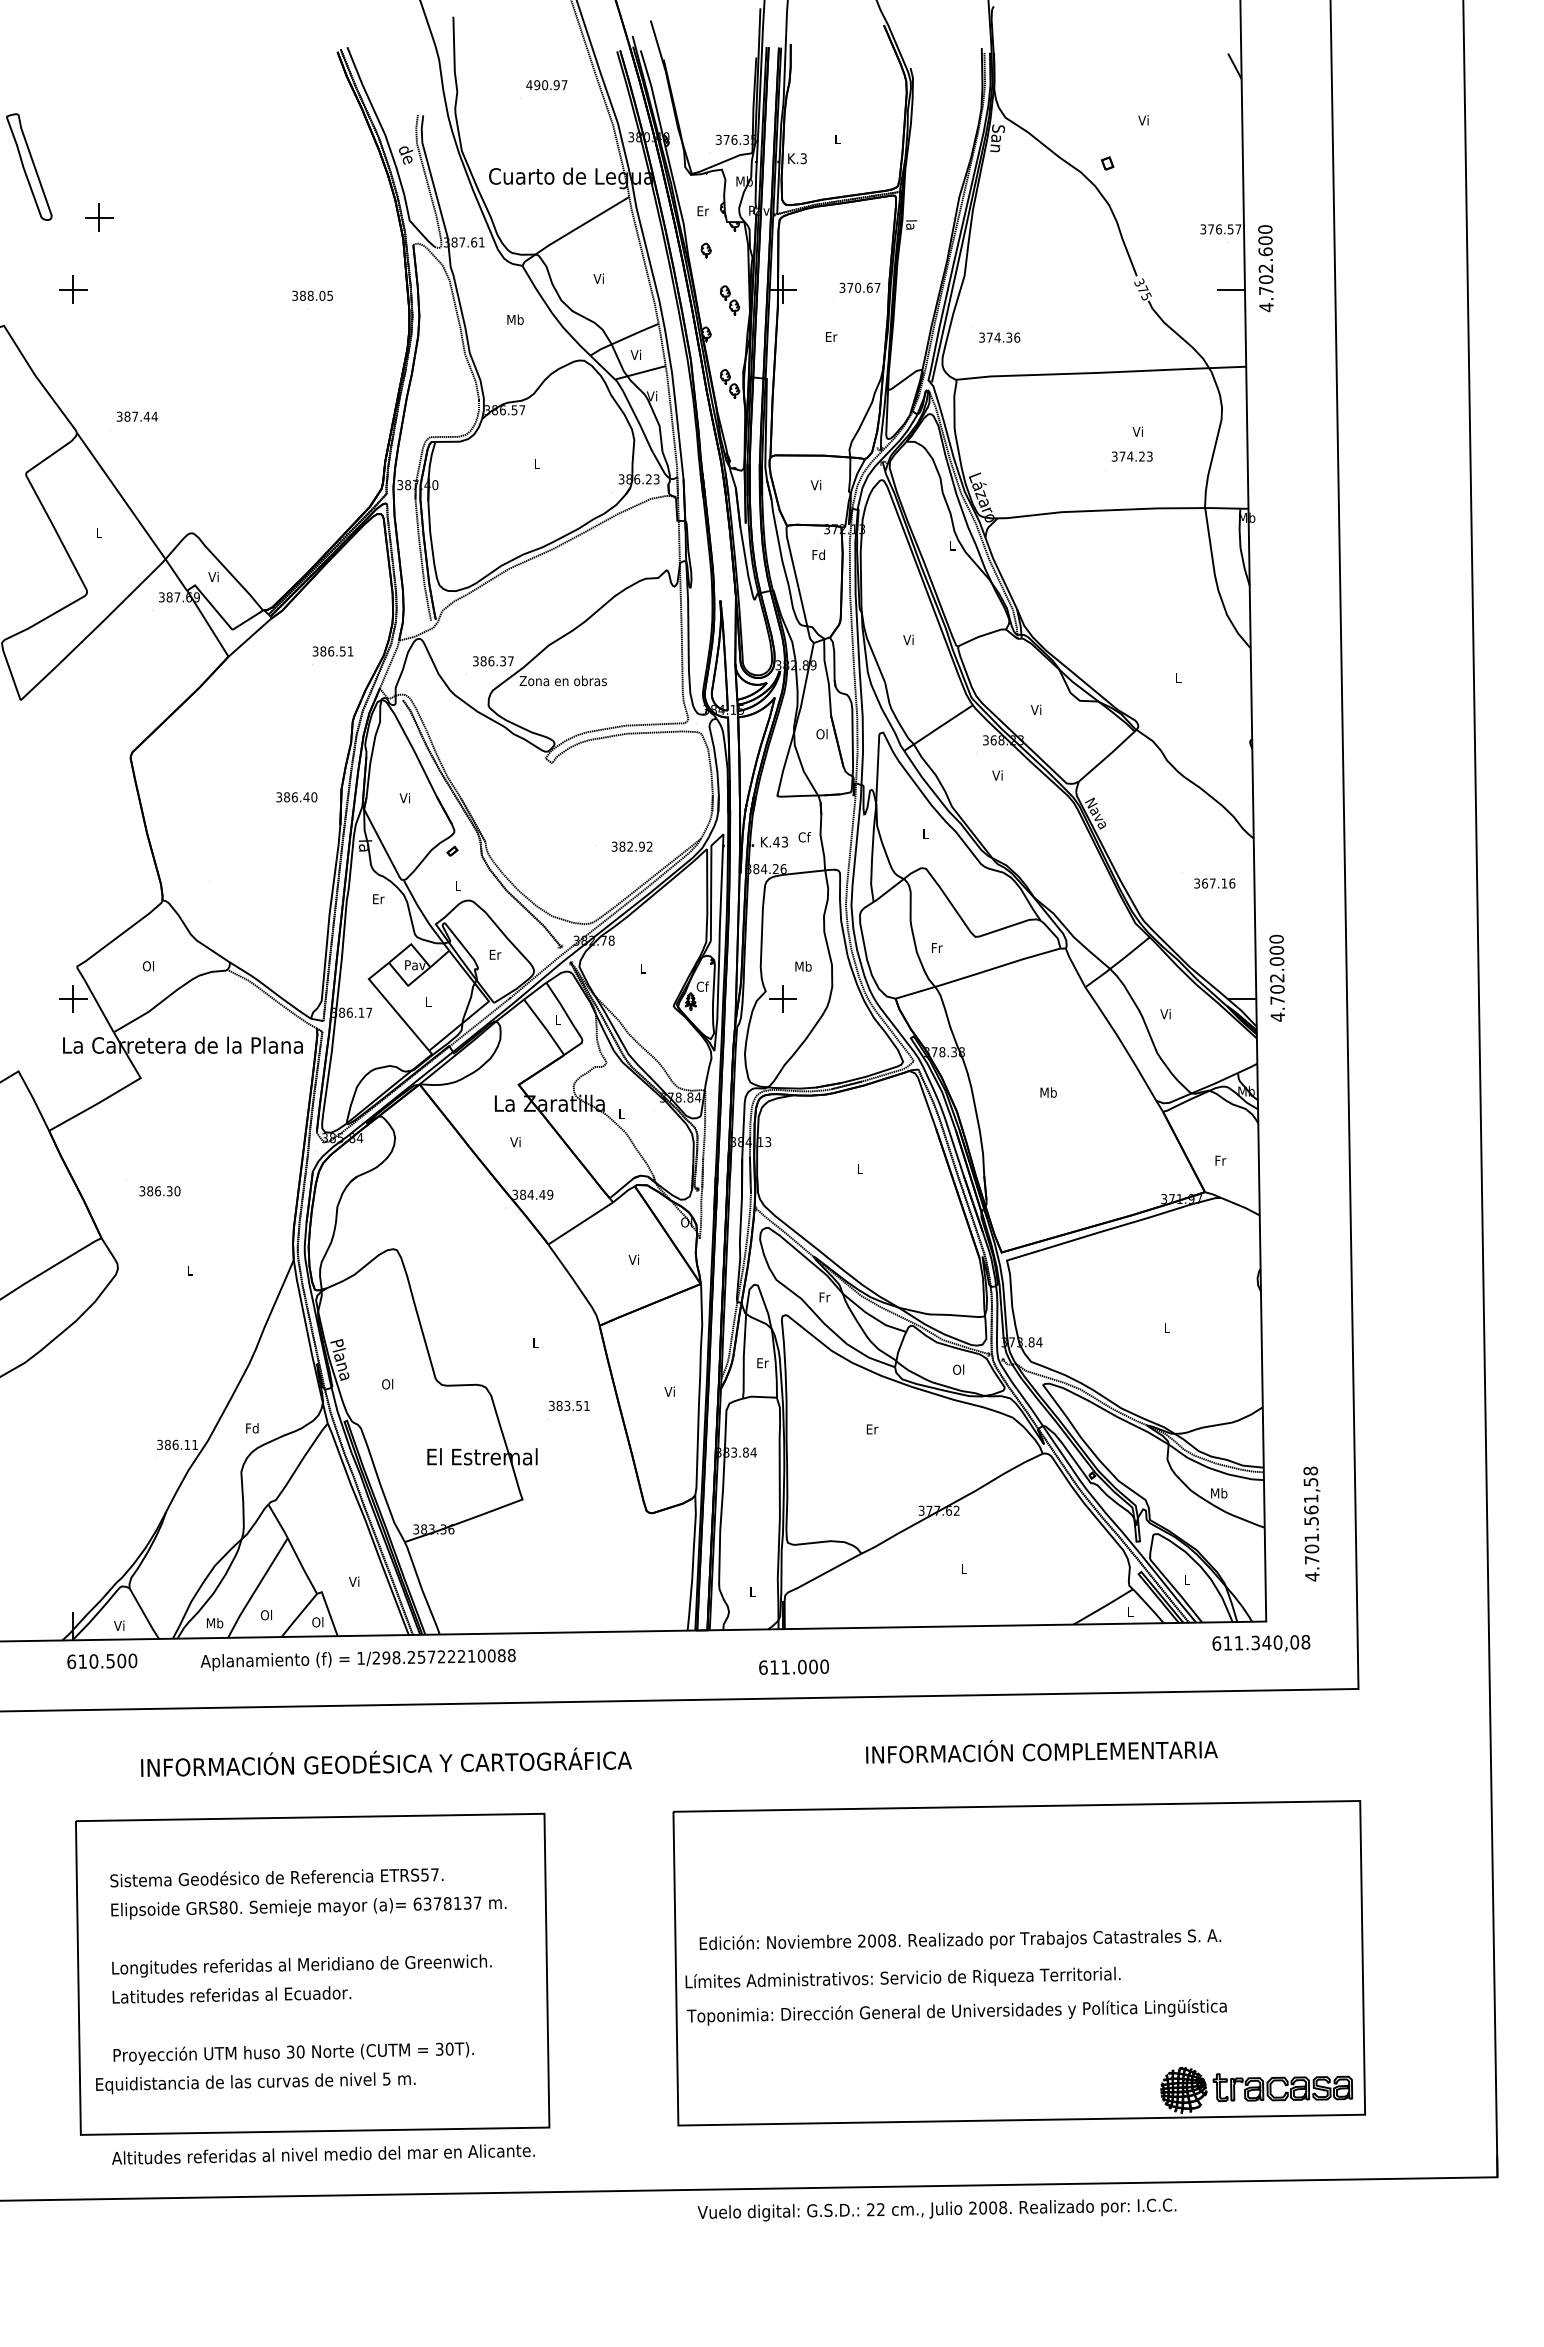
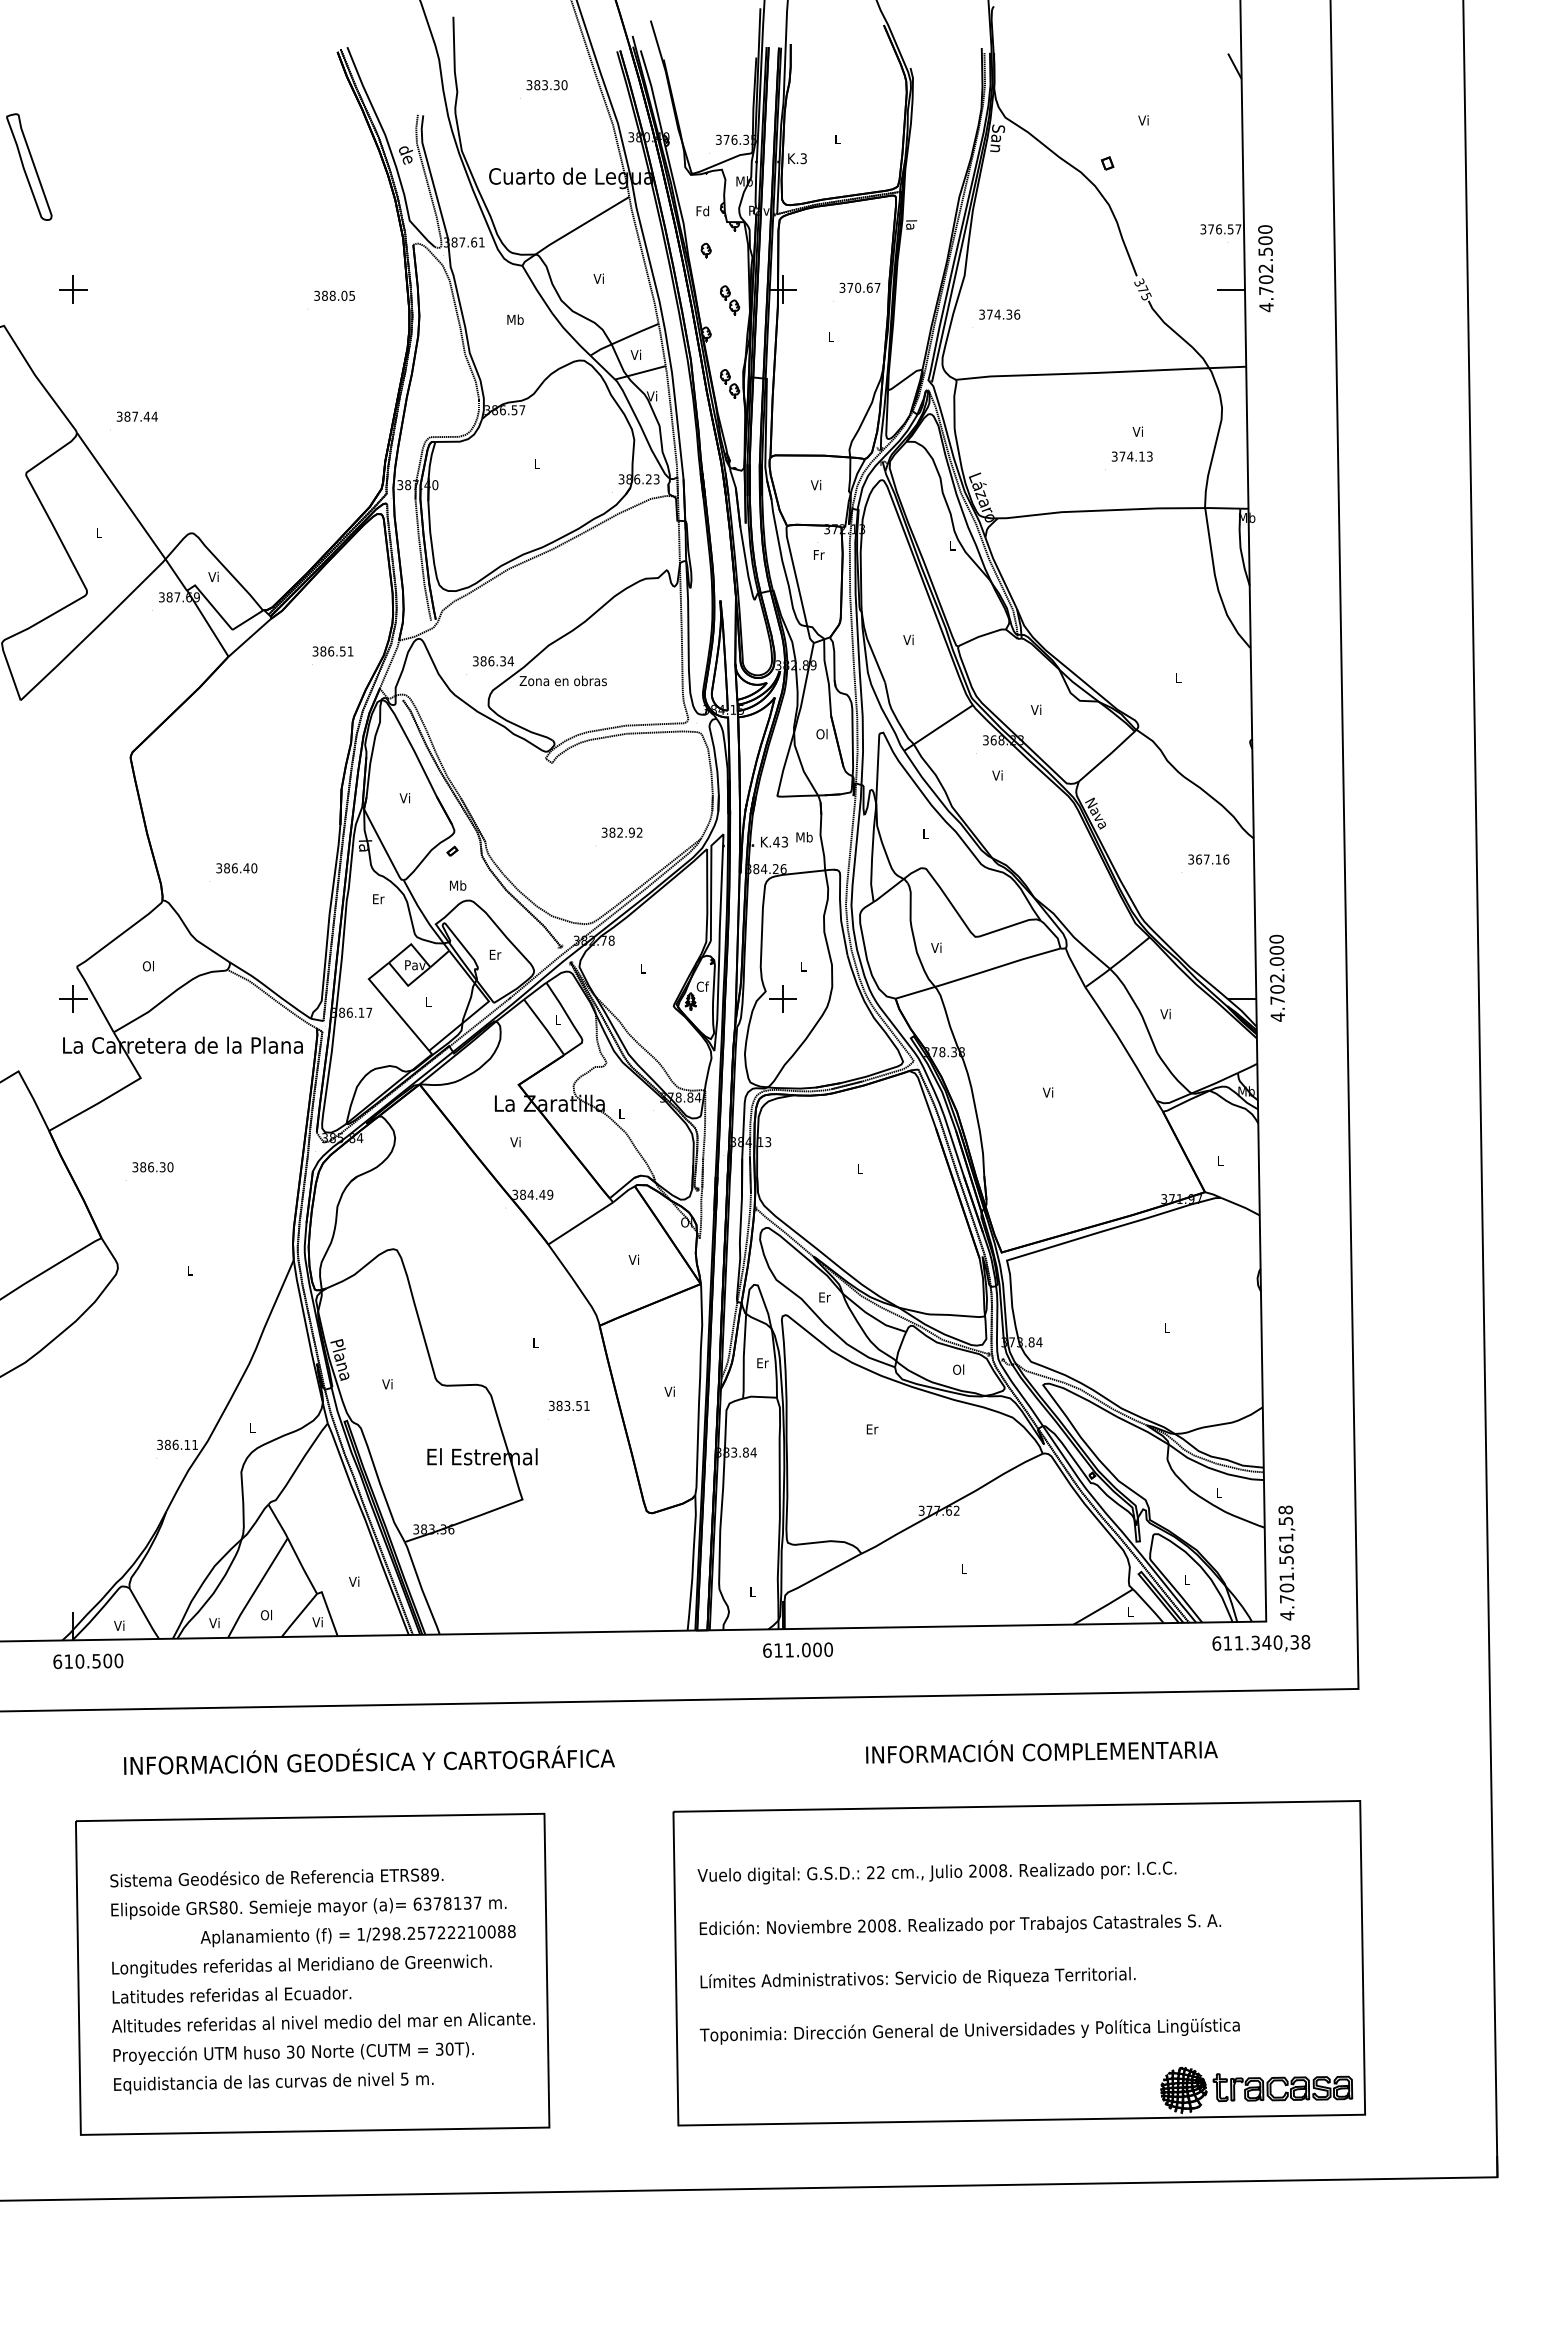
text: 490.97 -> 383.30 (546, 85)
text: Er -> Fd (702, 210)
part: present -> none (99, 217)
text: 4.702.600 -> 4.702.500 (1265, 251)
text position: (312, 295) -> (334, 295) (334, 295)
text: Er -> L (831, 336)
text position: (999, 337) -> (999, 314) (999, 314)
text: 374.23 -> 374.13 (1141, 456)
text: Fd -> Fr (818, 554)
text: 386.37 -> 386.34 (510, 661)
text position: (296, 797) -> (236, 868) (236, 868)
text: Cf -> Mb (804, 837)
text position: (631, 846) -> (621, 832) (621, 832)
text position: (1214, 883) -> (1208, 859) (1208, 859)
text: L -> Mb (458, 885)
text: Fr -> Vi (936, 947)
text: Mb -> L (803, 966)
text: Mb -> Vi (1048, 1092)
text: Fr -> L (1220, 1160)
text position: (159, 1191) -> (152, 1167) (152, 1167)
text: Fr -> Er (824, 1297)
text: Ol -> Vi (387, 1384)
text: Fd -> L (252, 1428)
text: Mb -> L (1219, 1493)
text position: (1311, 1523) -> (1286, 1562) (1286, 1562)
text: Ol -> Vi (317, 1622)
text: Mb -> Vi (214, 1623)
text: 611.340,08 -> 611.340,38 (1294, 1642)
text position: (357, 1660) -> (357, 1936) (357, 1936)
text position: (102, 1661) -> (88, 1661) (88, 1661)
text position: (793, 1666) -> (797, 1649) (797, 1649)
text position: (386, 1761) -> (369, 1759) (369, 1759)
text: ETRS57. -> ETRS89. (429, 1874)
text position: (960, 1939) -> (960, 1924) (960, 1924)
text position: (902, 1977) -> (917, 1977) (917, 1977)
text position: (956, 2012) -> (969, 2031) (969, 2031)
text position: (255, 2083) -> (273, 2083) (273, 2083)
text position: (323, 2154) -> (323, 2022) (323, 2022)
text position: (936, 2209) -> (936, 1872) (936, 1872)
